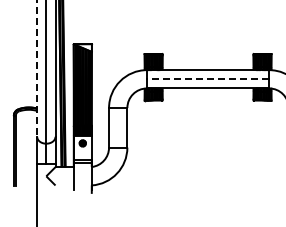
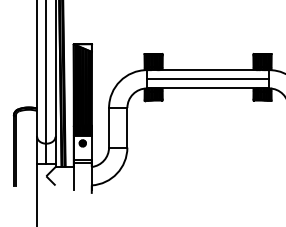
line: dashed -> solid (37, 69)
line: dashed -> solid (207, 79)
